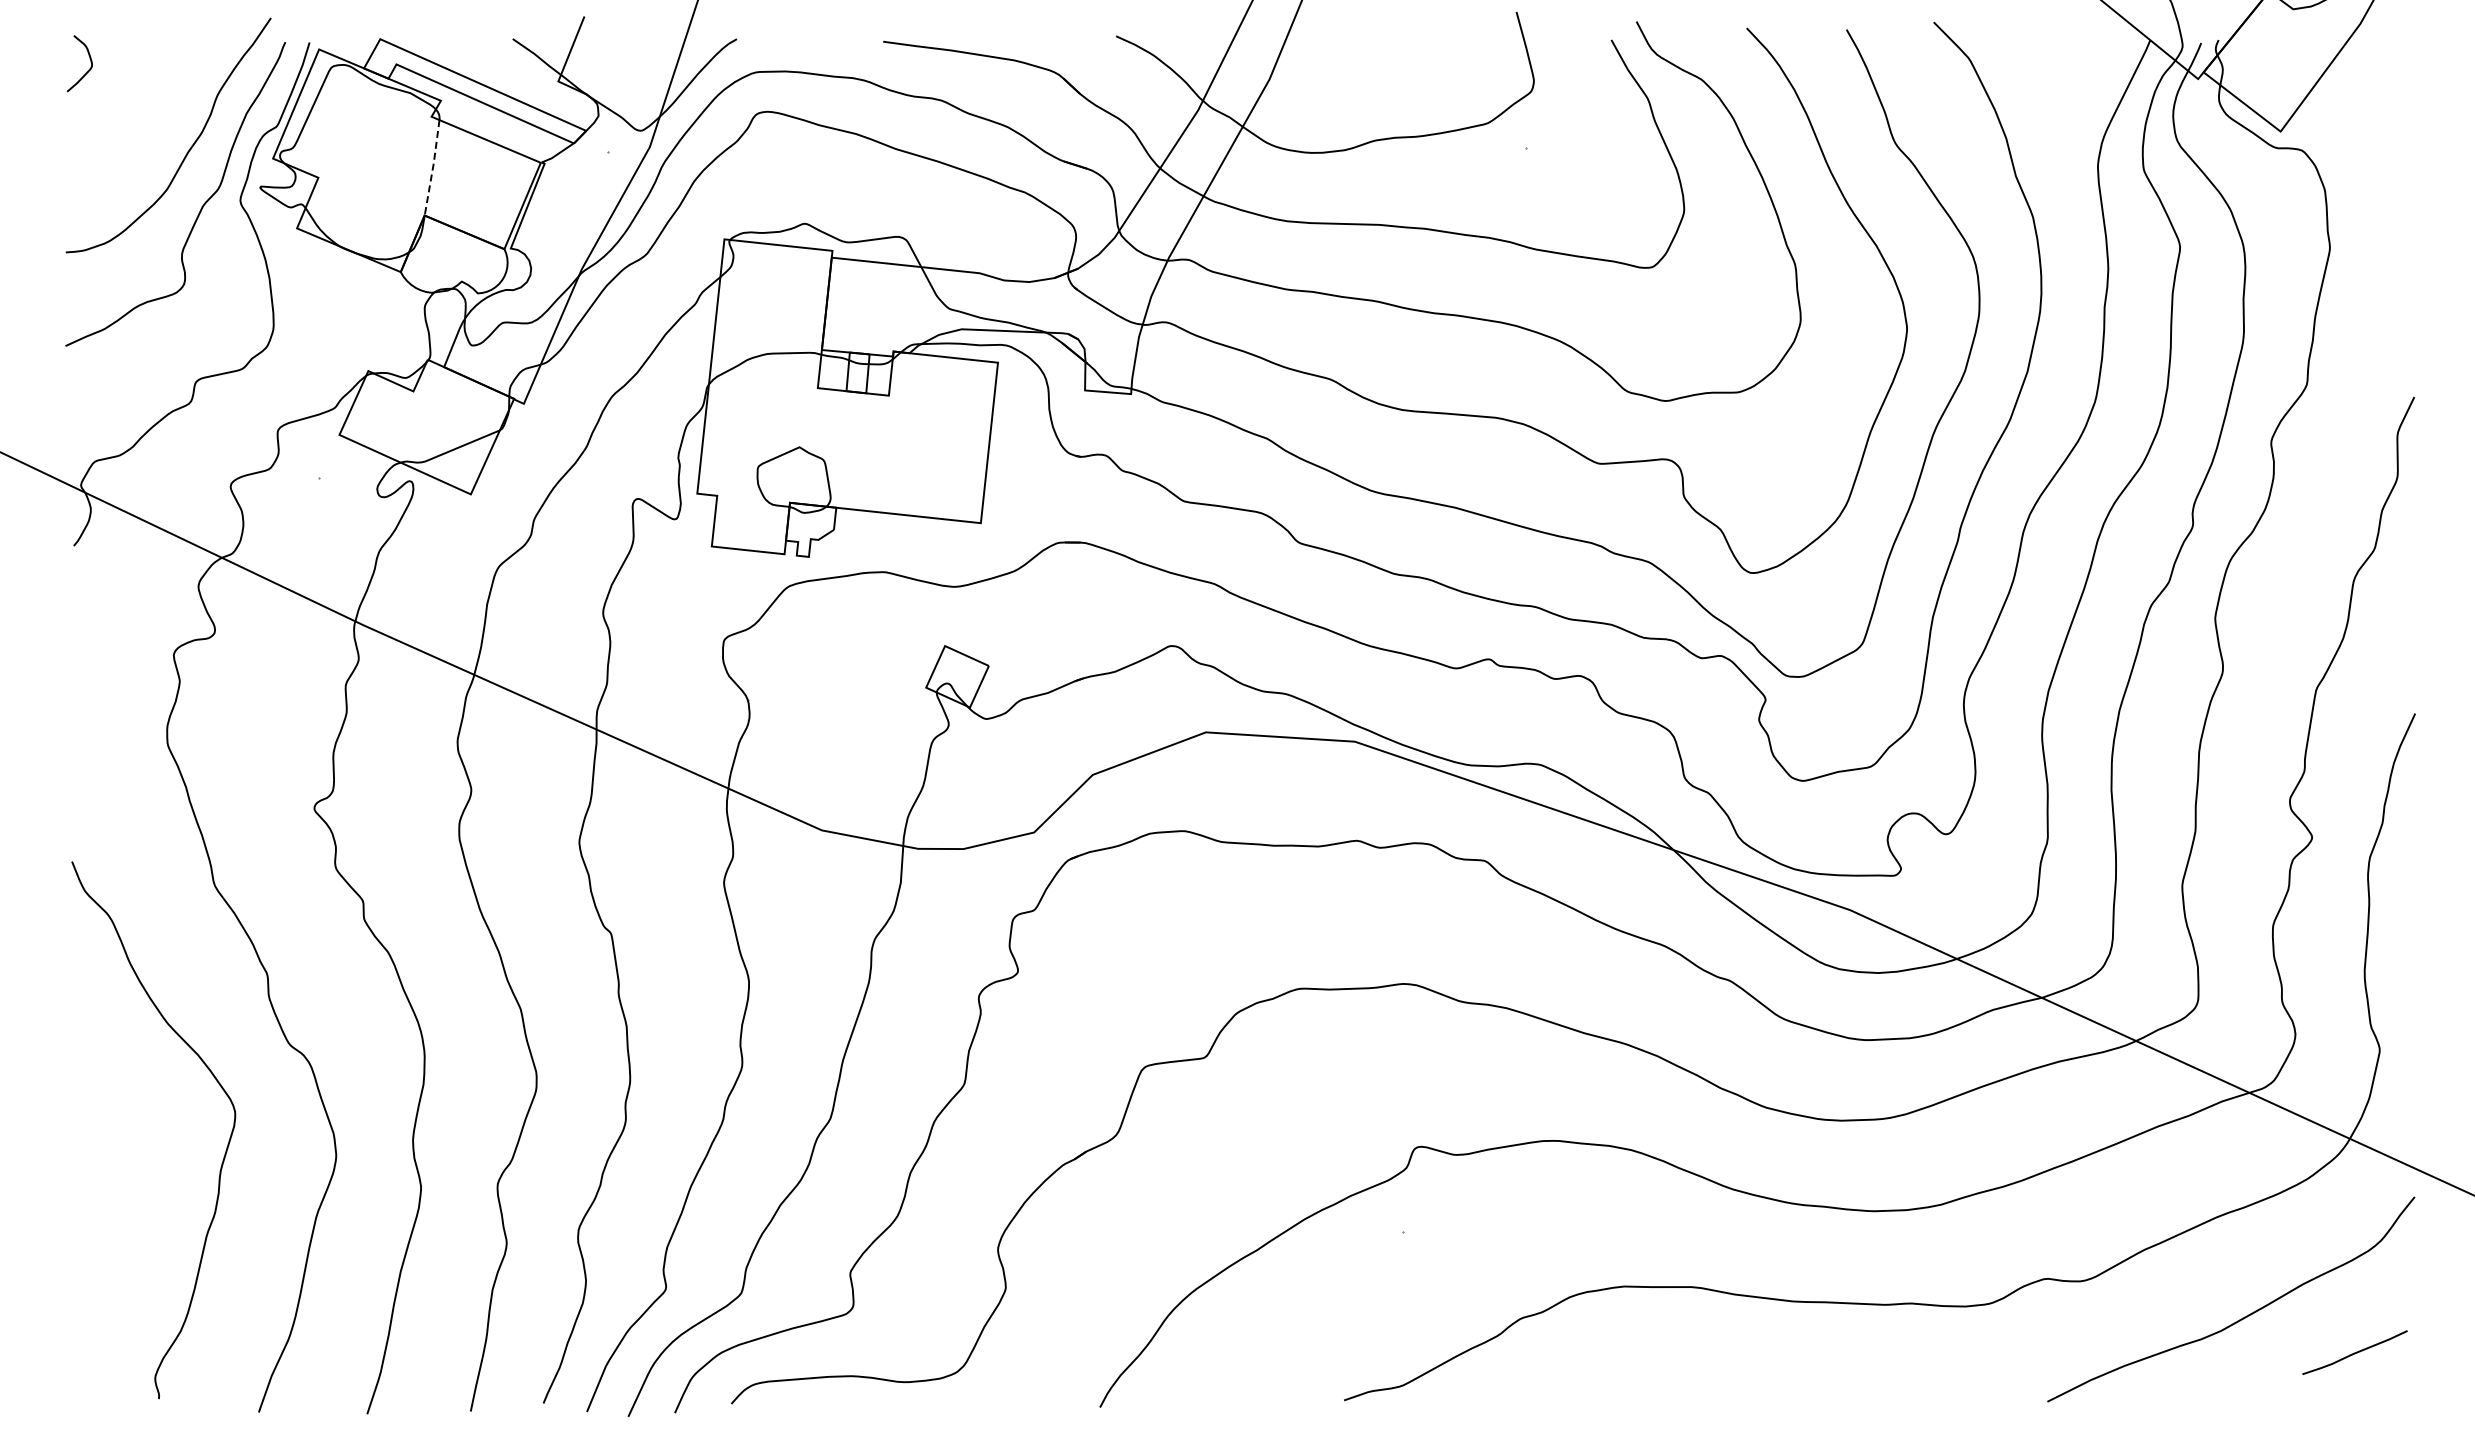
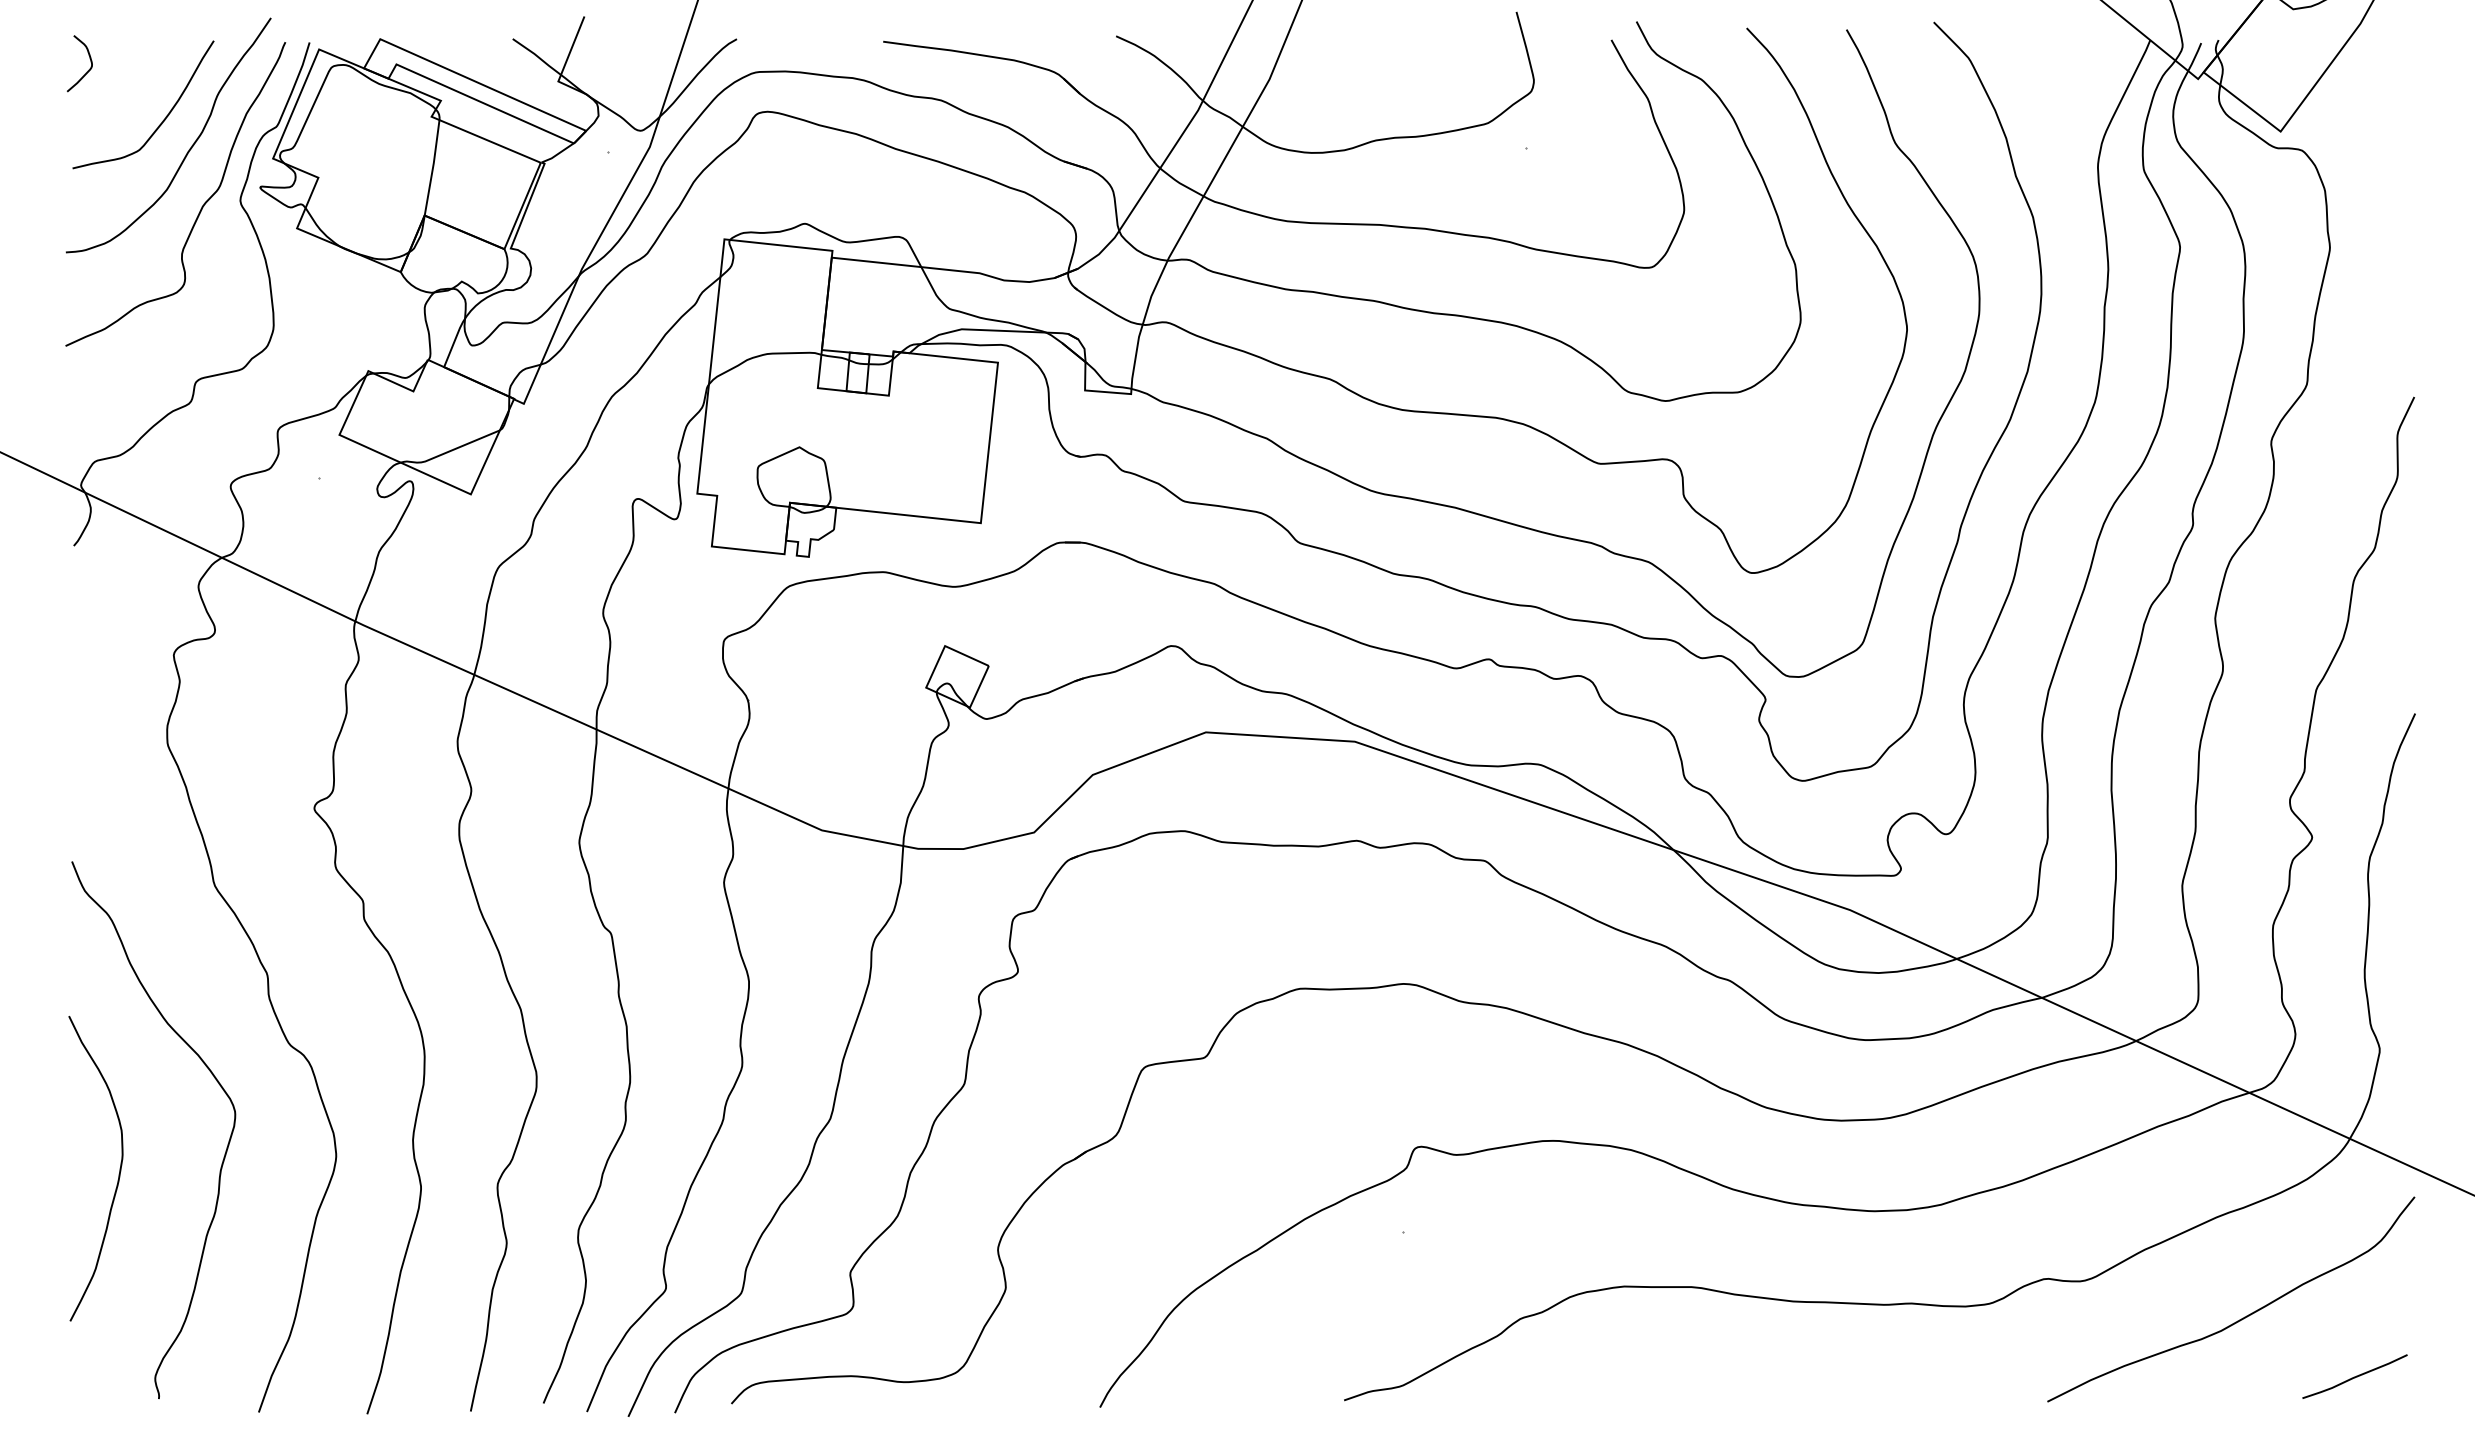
curve: none -> present (162, 120)
line: dashed -> solid (432, 167)
curve: none -> present (118, 1174)
curve position: (2354, 1352) -> (2354, 1376) (2354, 1376)
